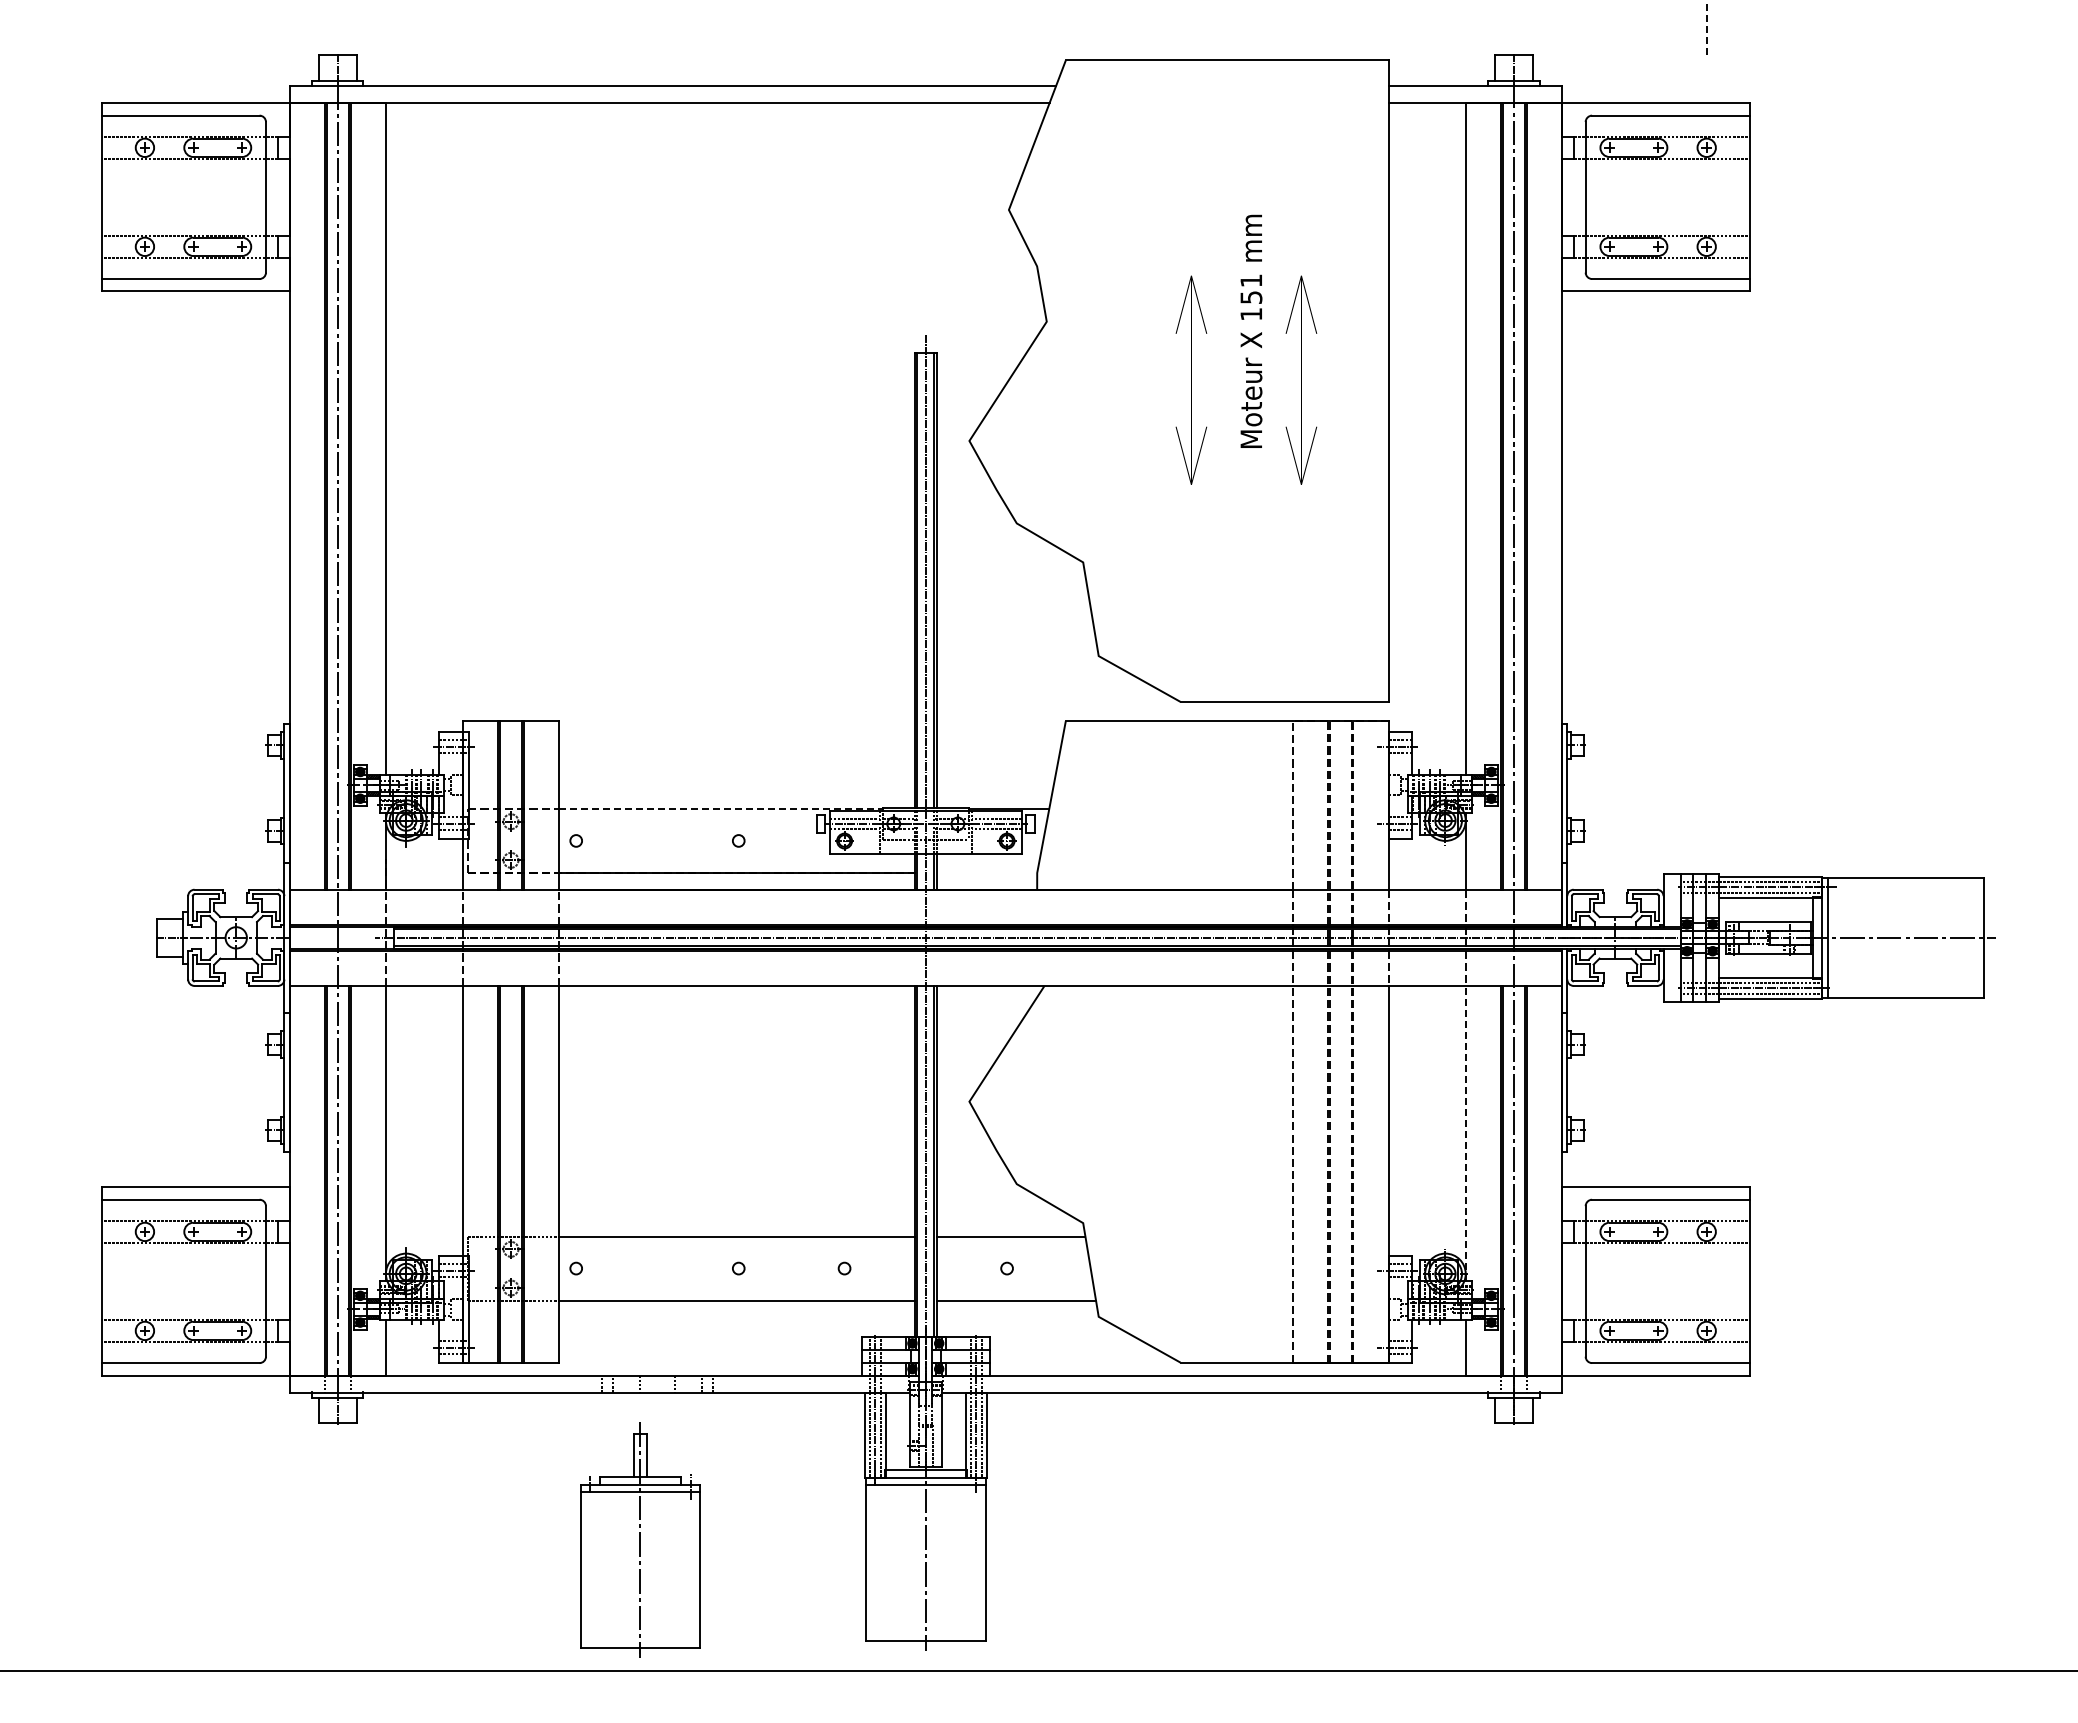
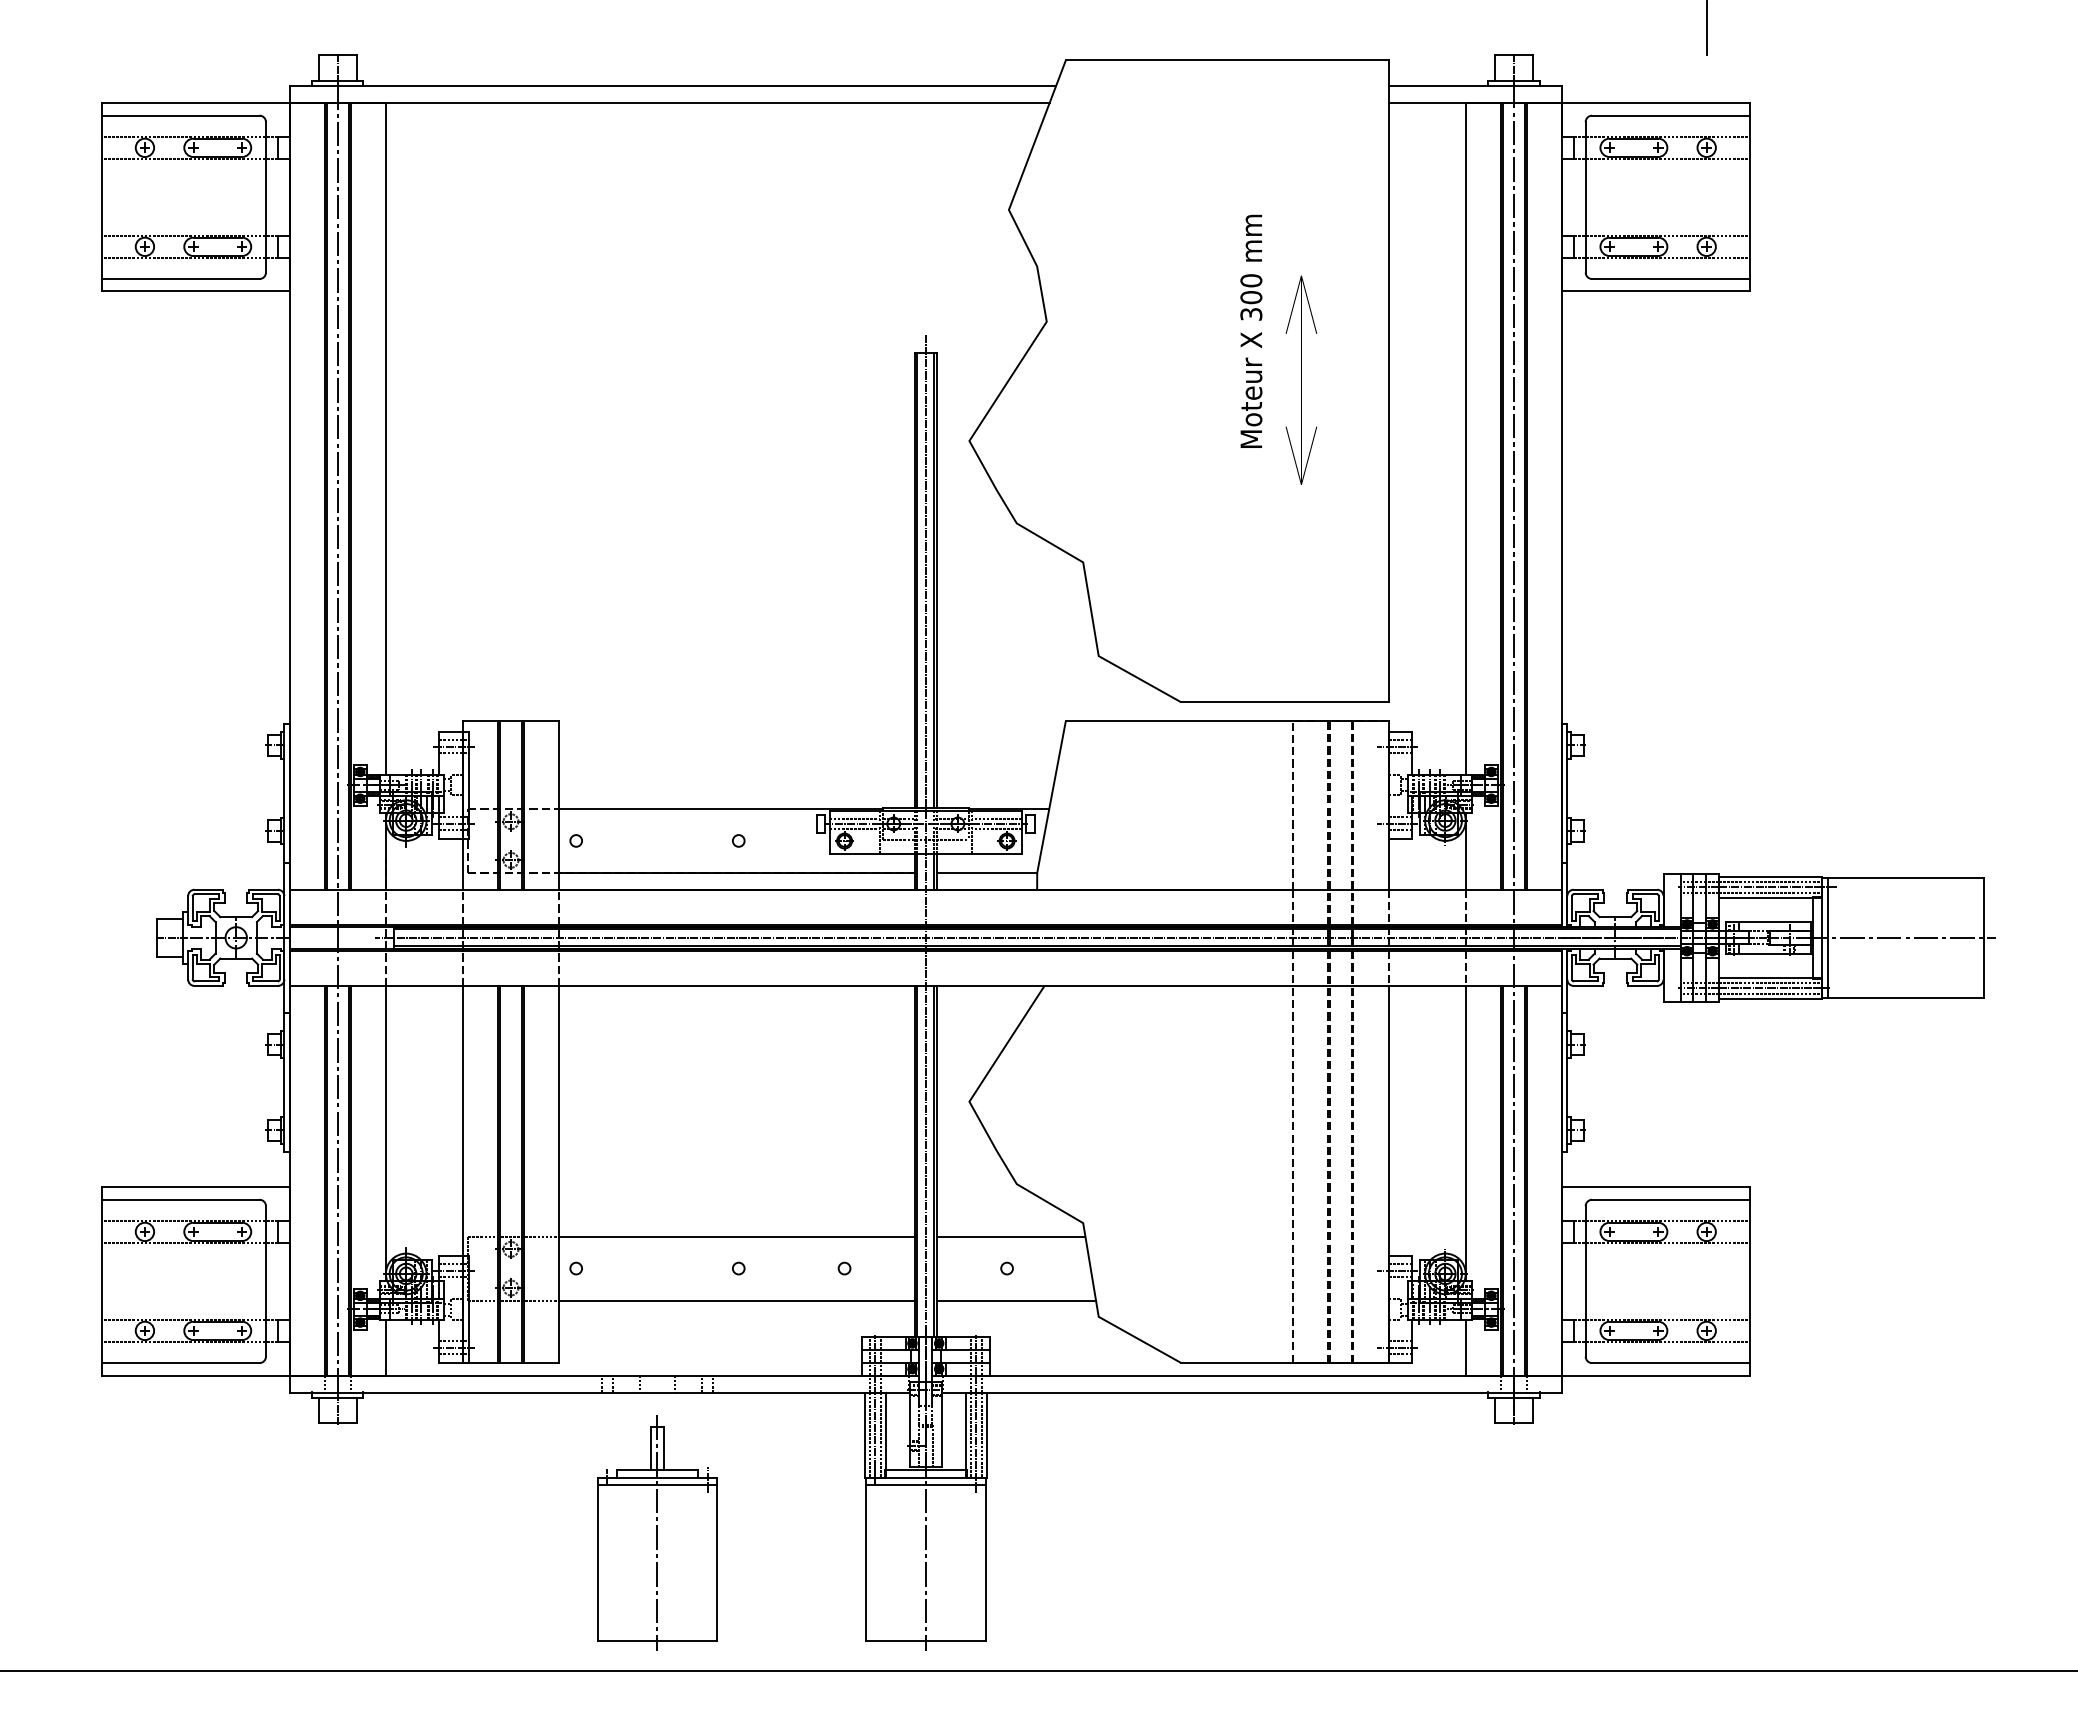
line: dashed -> solid (1706, 27)
text: 151 -> 300 (1251, 297)
part: present -> none (1191, 379)
line: dashed -> solid (721, 808)
line: none -> present (986, 873)
line: dashed -> solid (1465, 1133)
part position: (640, 1539) -> (657, 1532) (657, 1532)
